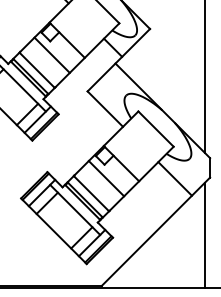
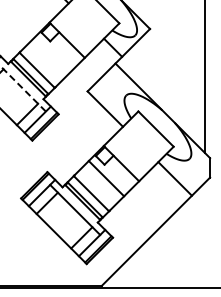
line: present -> none (51, 54)
line: solid -> dashed (22, 88)
line: present -> none (205, 234)
